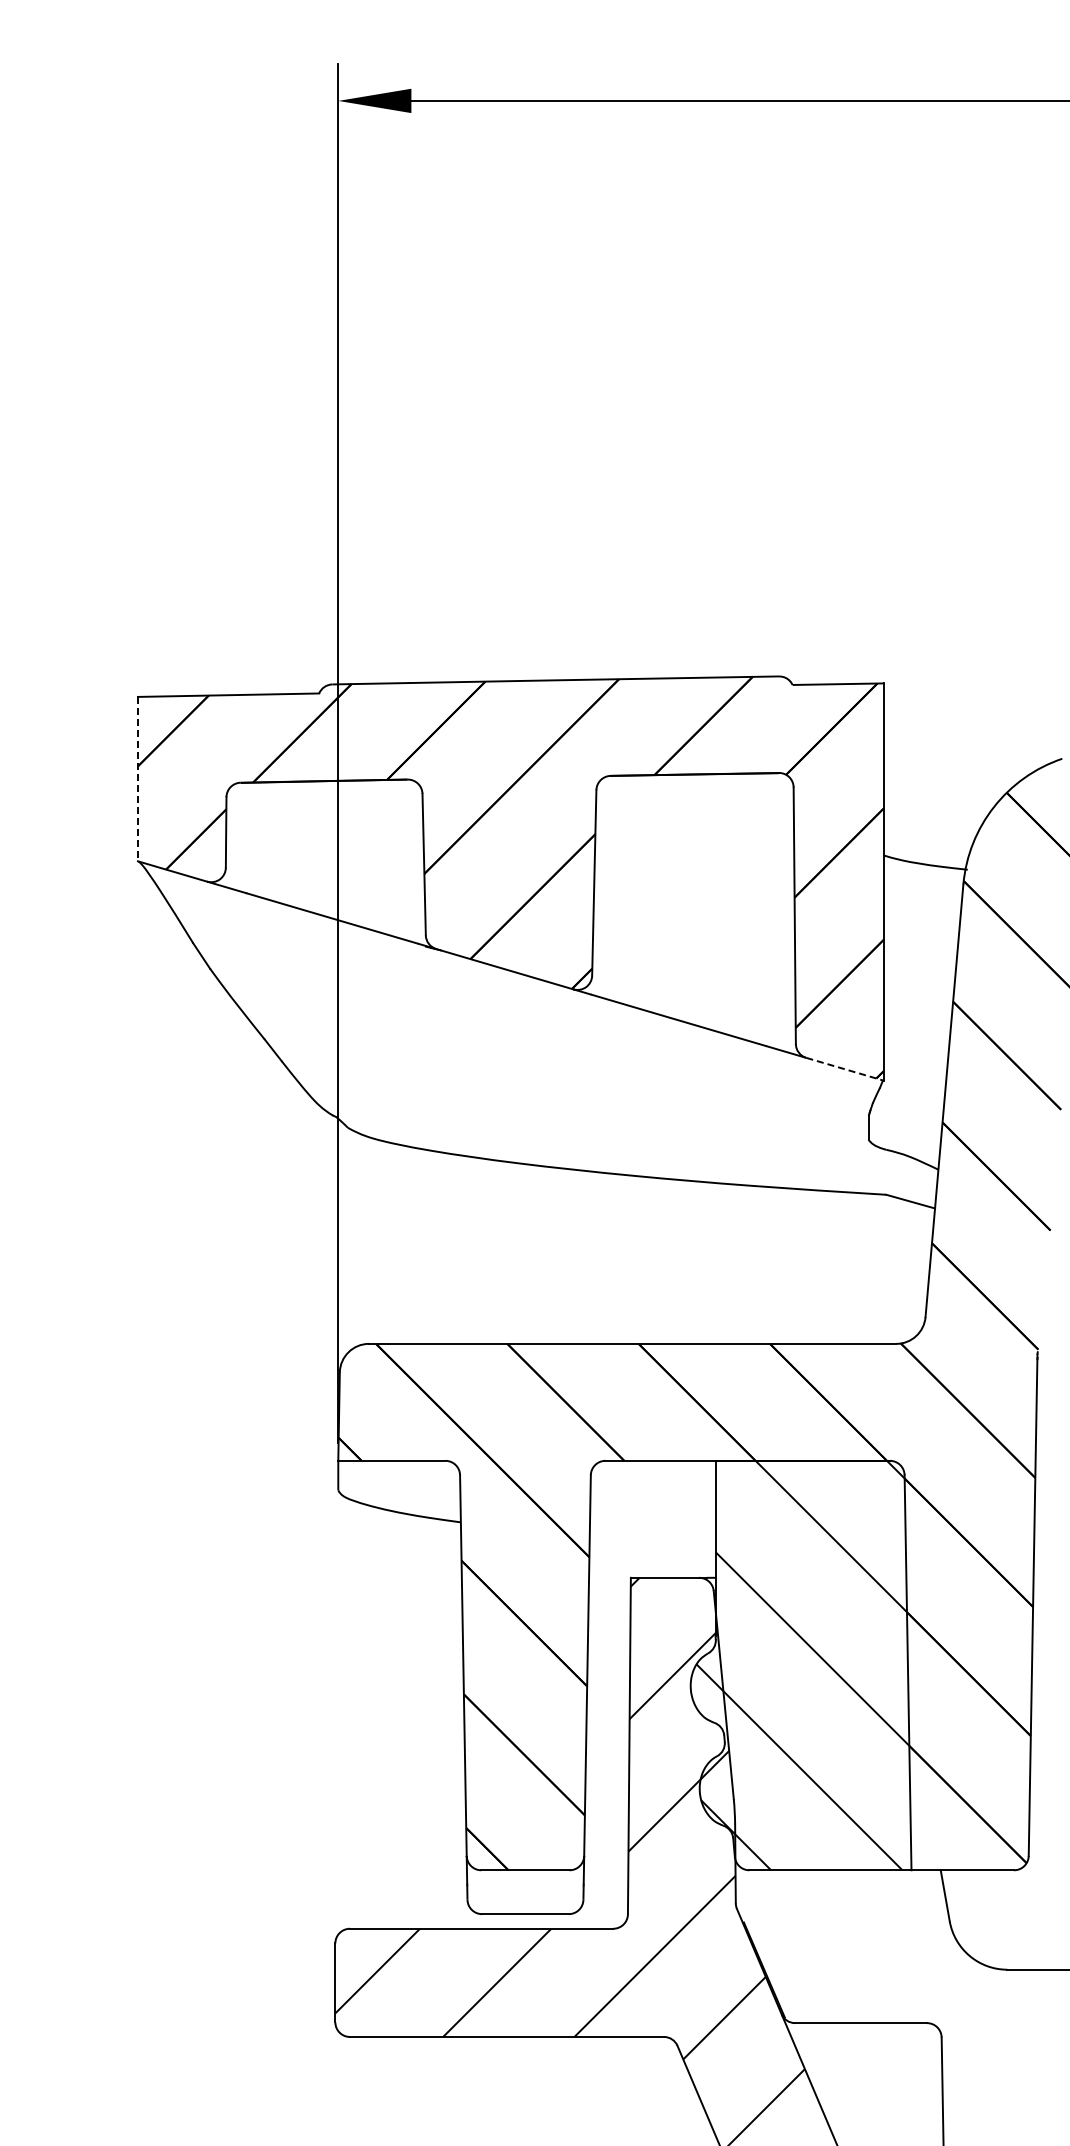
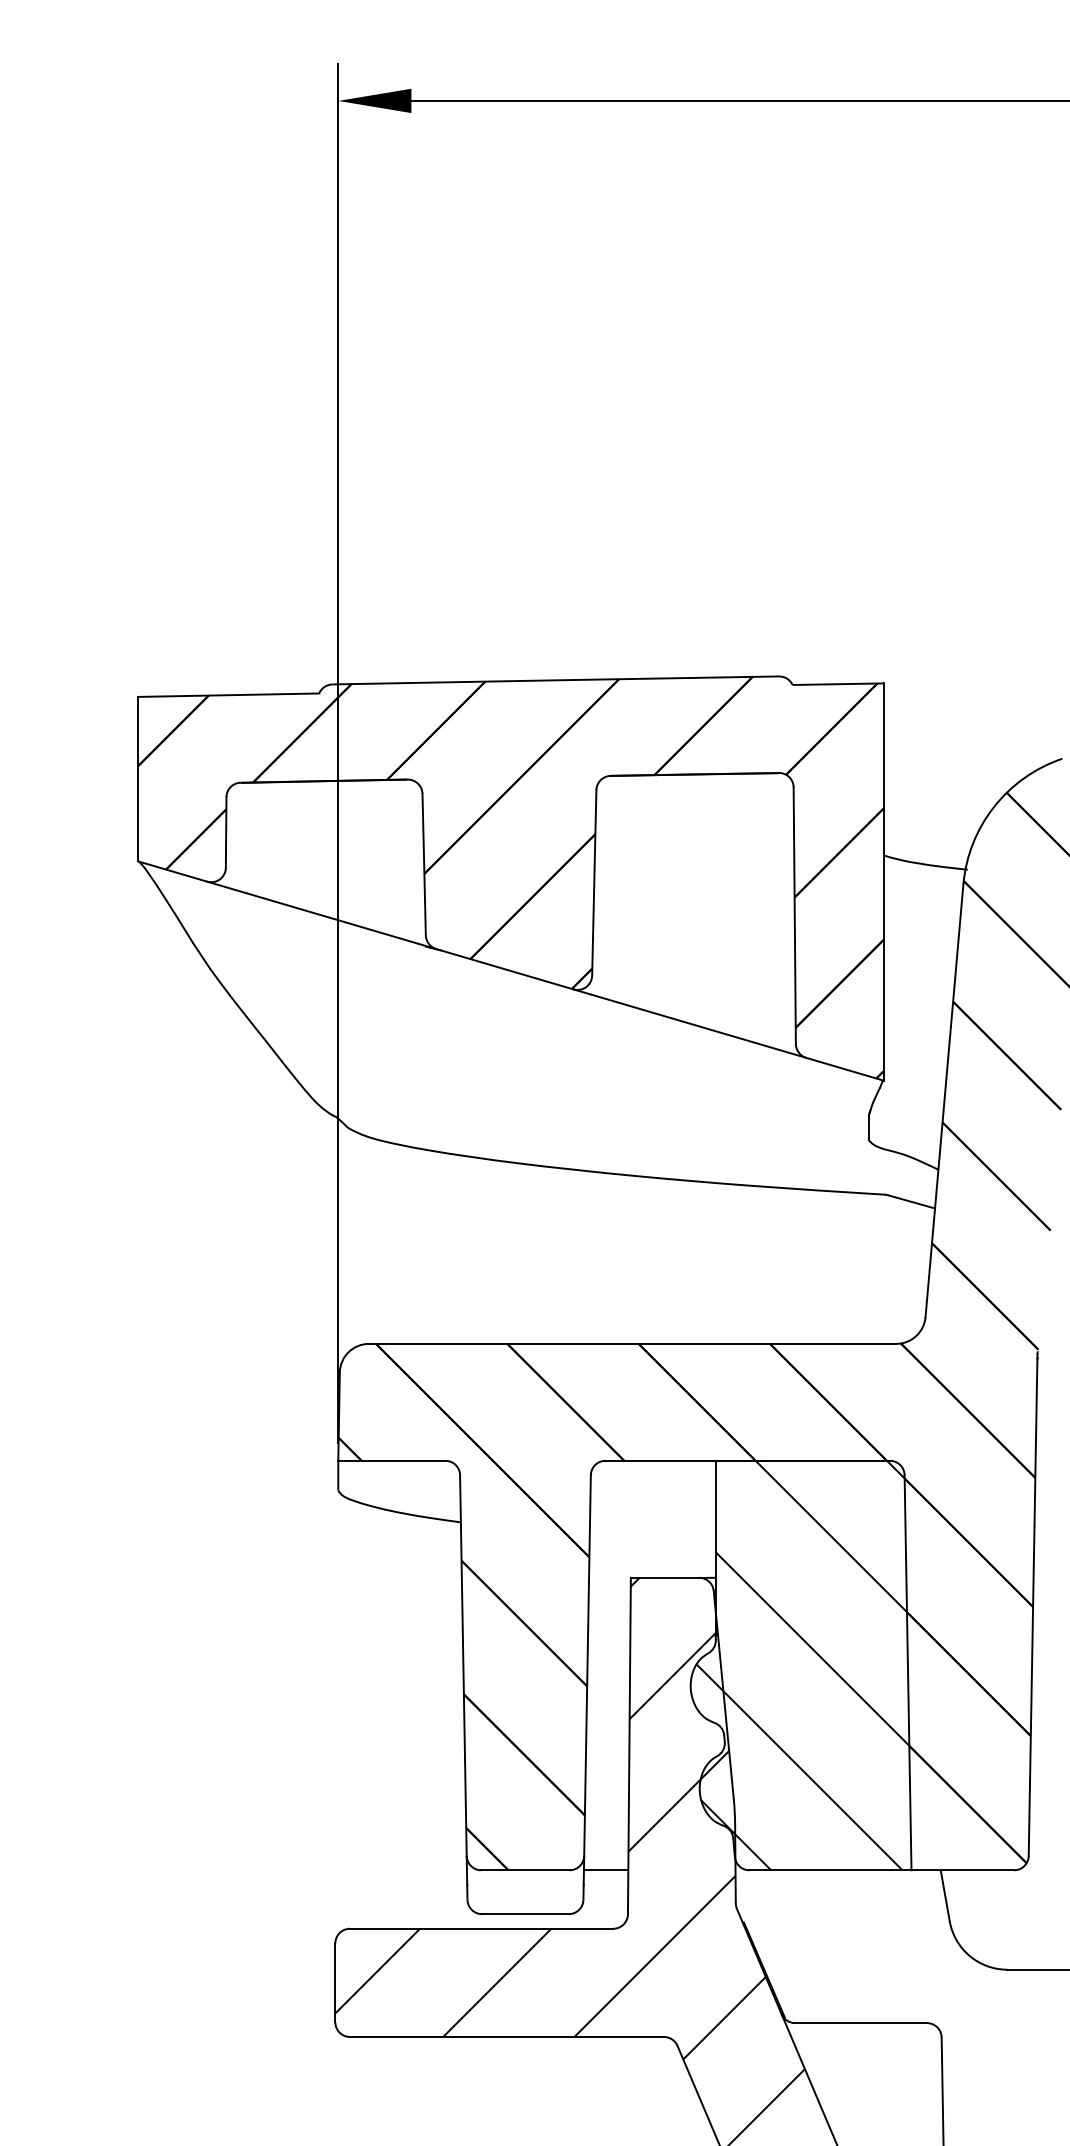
line: dashed -> solid (137, 779)
line: dashed -> solid (845, 1069)
line: none -> present (605, 1870)
